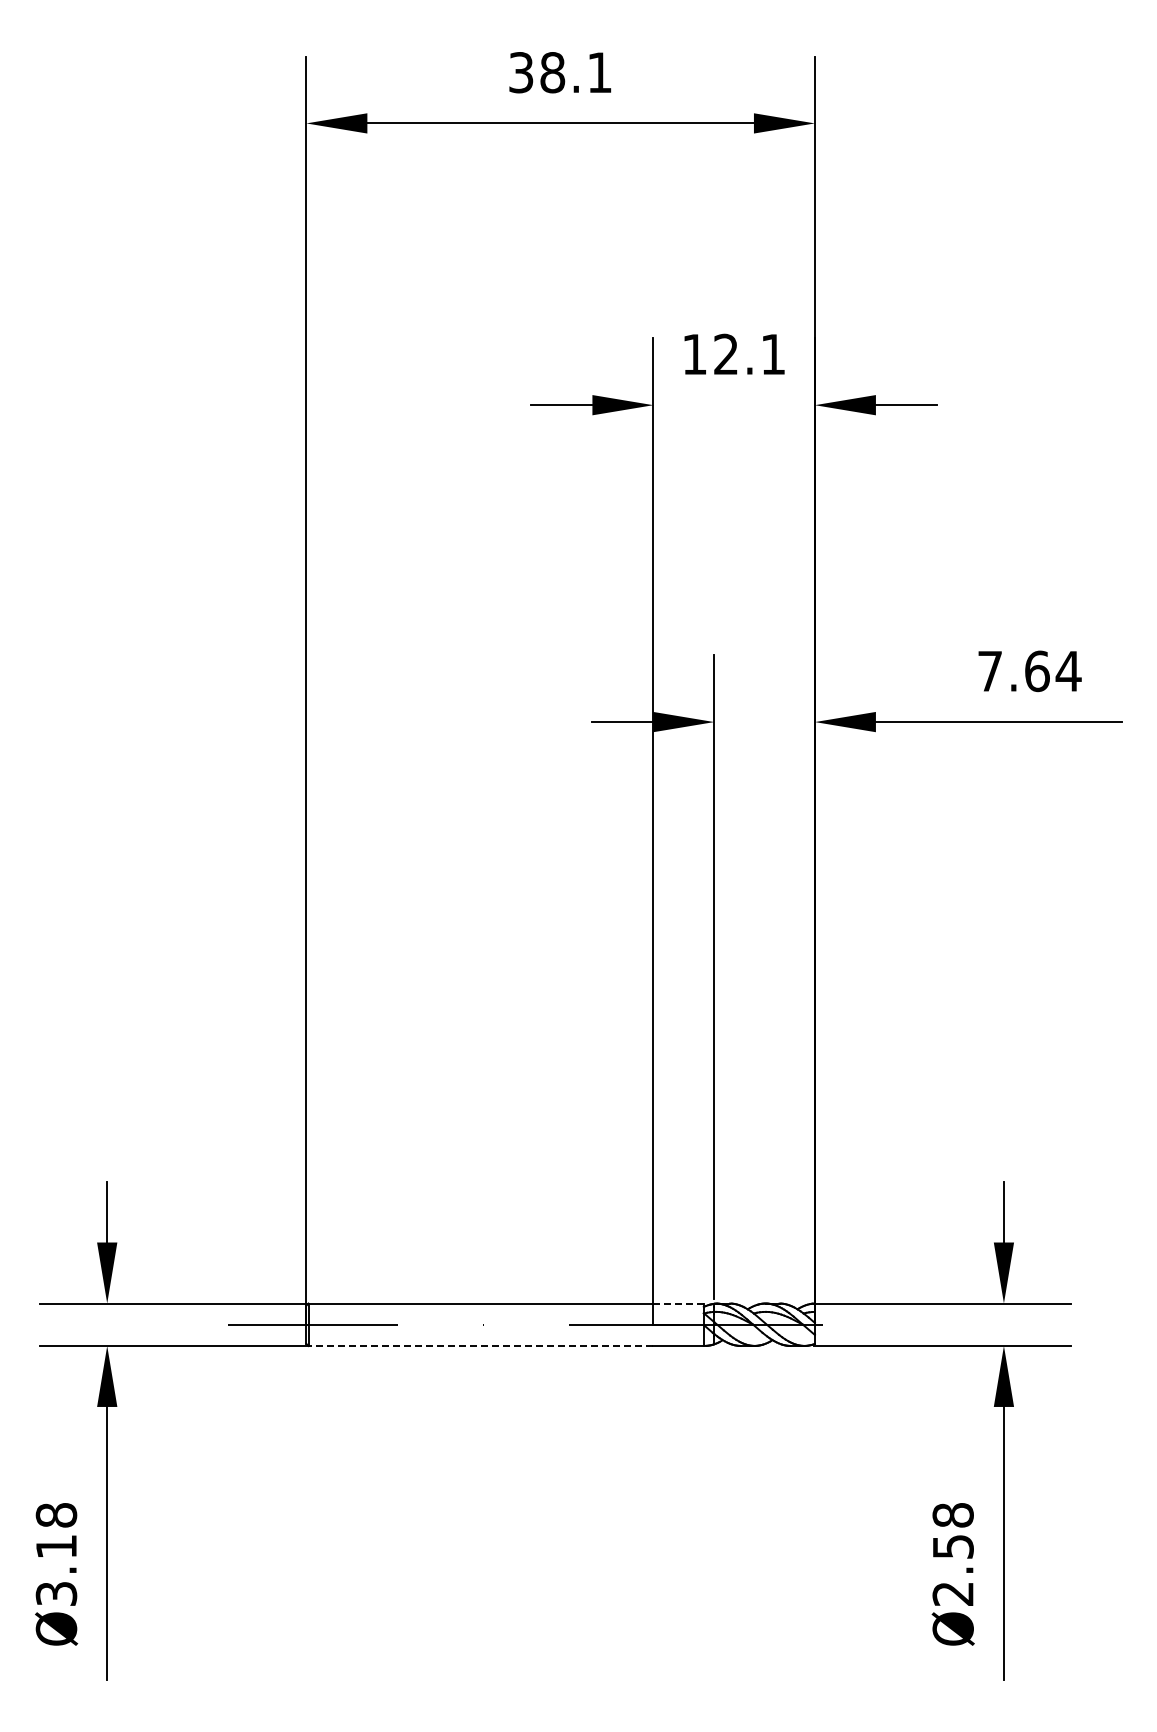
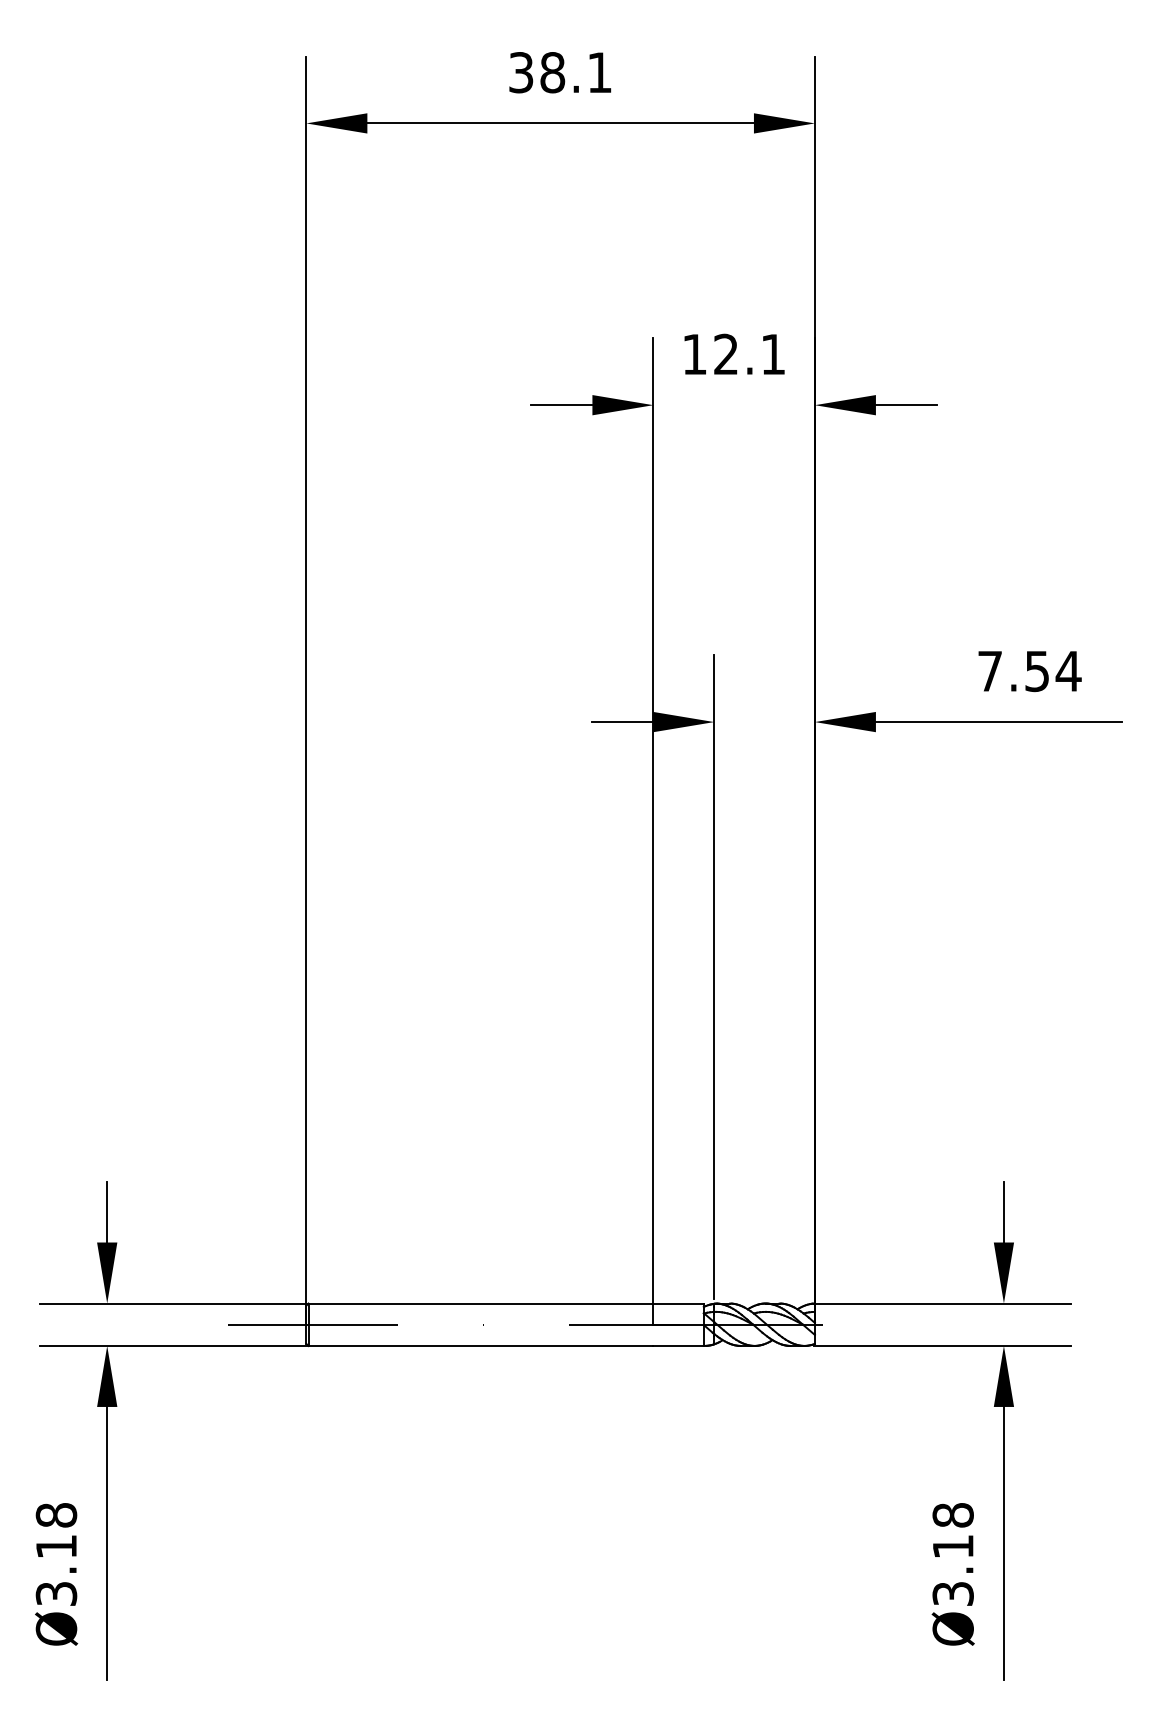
text: 7.64 -> 7.54 (1037, 671)
line: dashed -> solid (679, 1303)
line: dashed -> solid (480, 1346)
text: Ø2.58 -> Ø3.18 (952, 1570)
